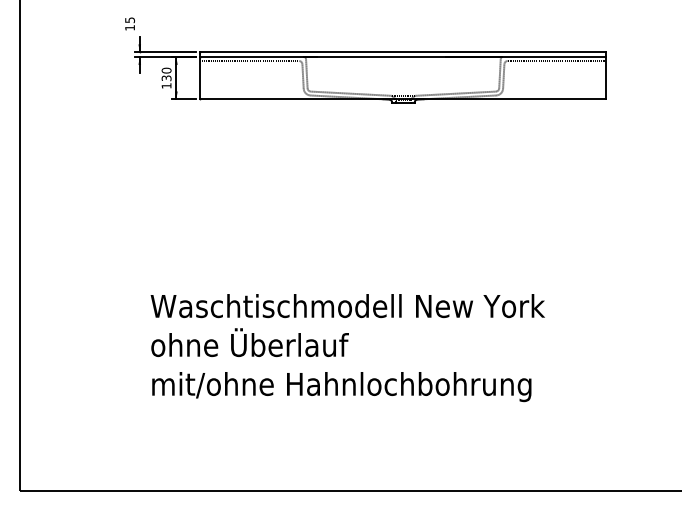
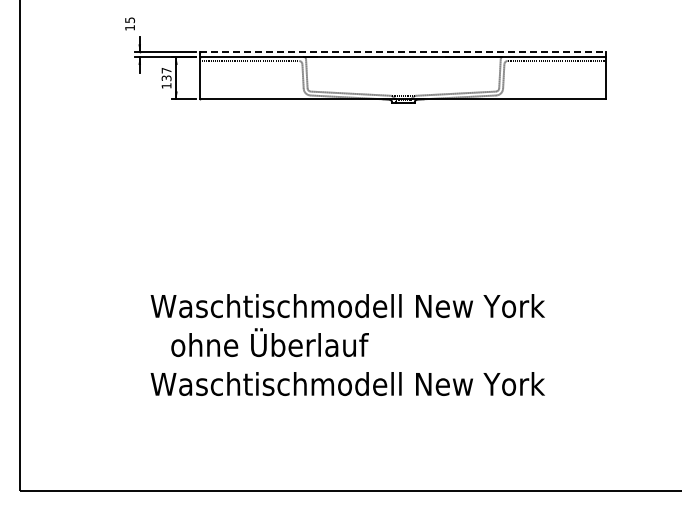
line: solid -> dashed (403, 52)
text: 130 -> 137 (166, 70)
text position: (249, 342) -> (269, 342) (269, 342)
text: mit/ohne Hahnlochbohrung -> Waschtischmodell New York (347, 387)
